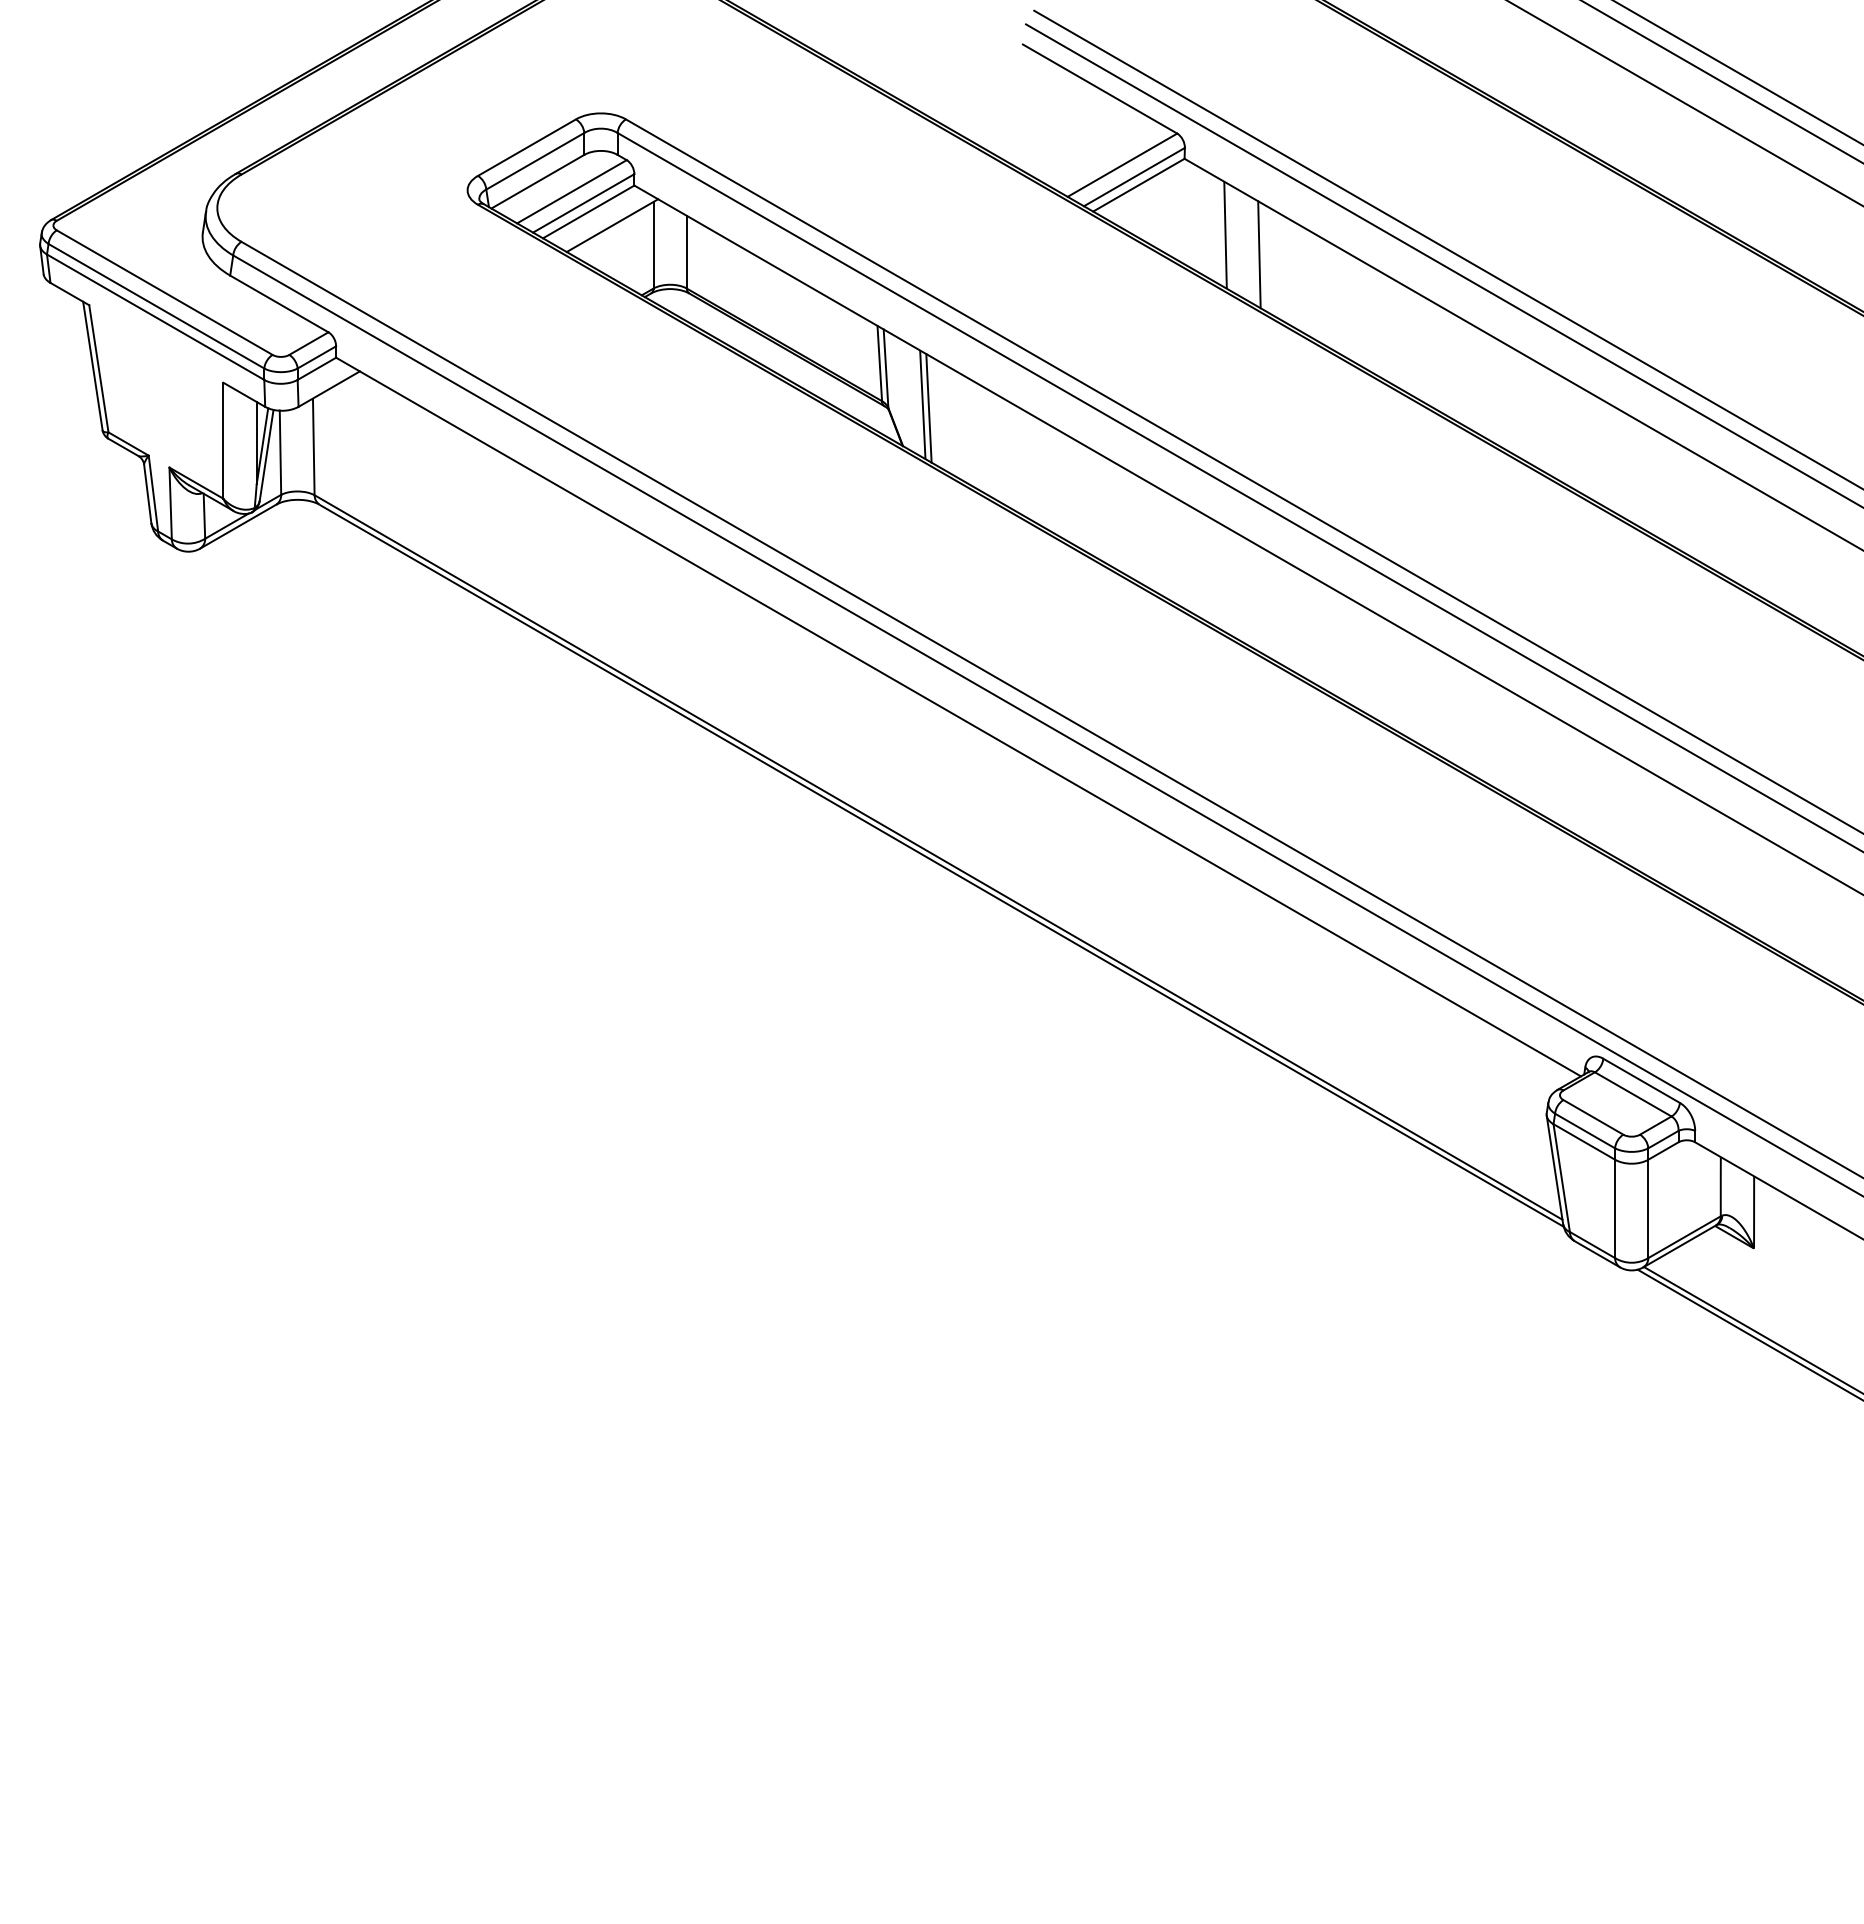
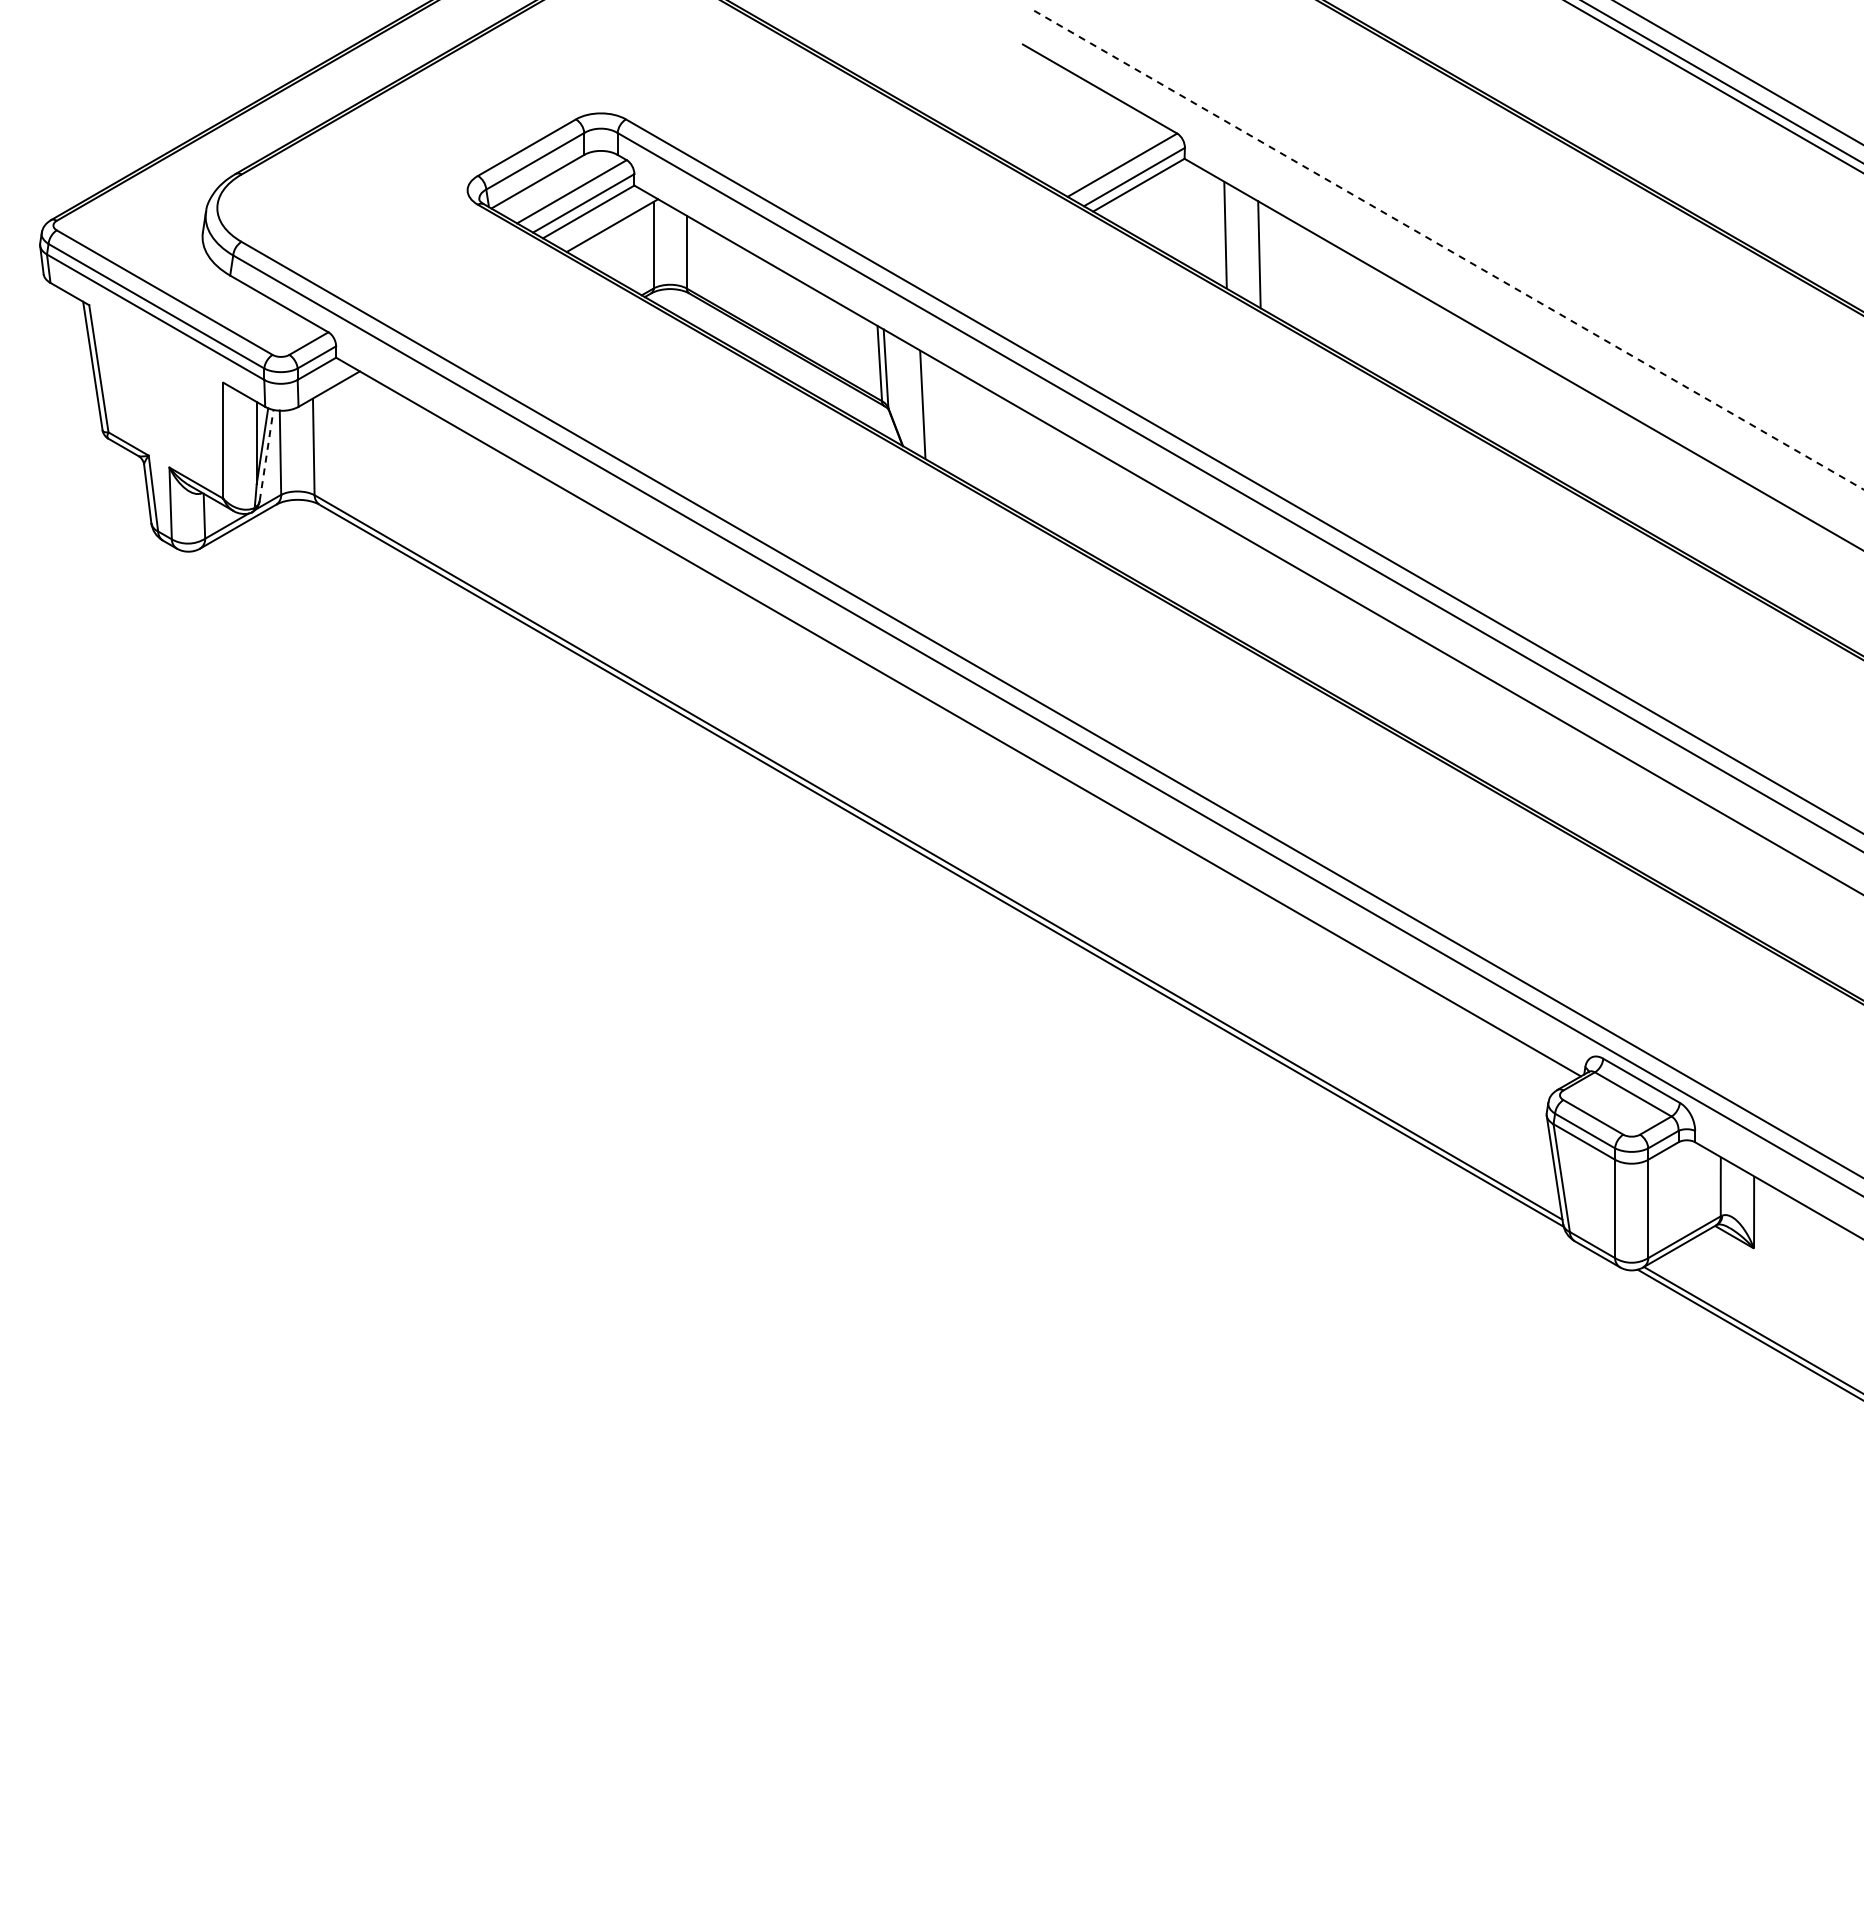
line position: (1684, 103) -> (1713, 86) (1713, 86)
line: solid -> dashed (1449, 250)
line: present -> none (1442, 265)
line: present -> none (928, 408)
line: solid -> dashed (266, 455)
